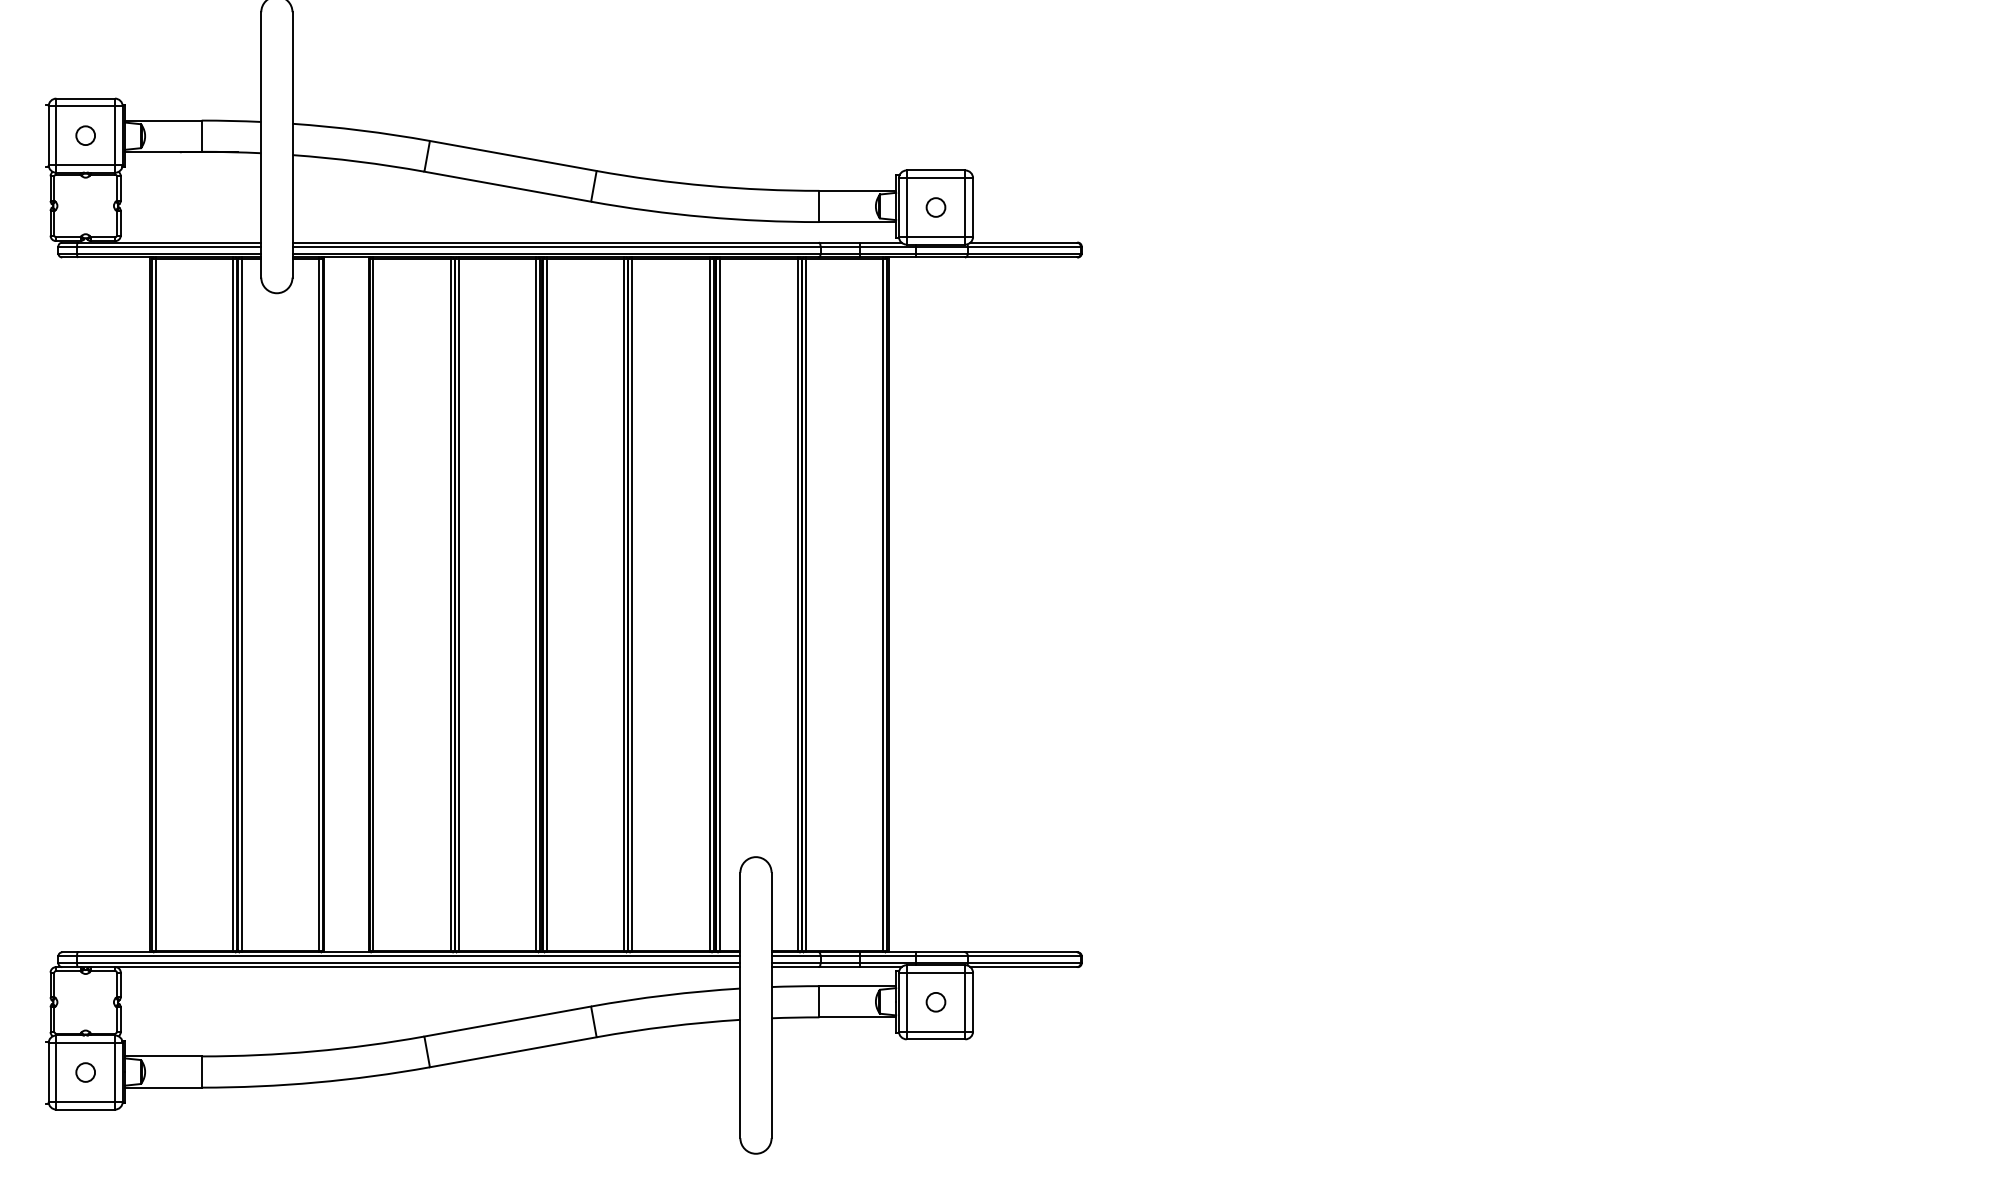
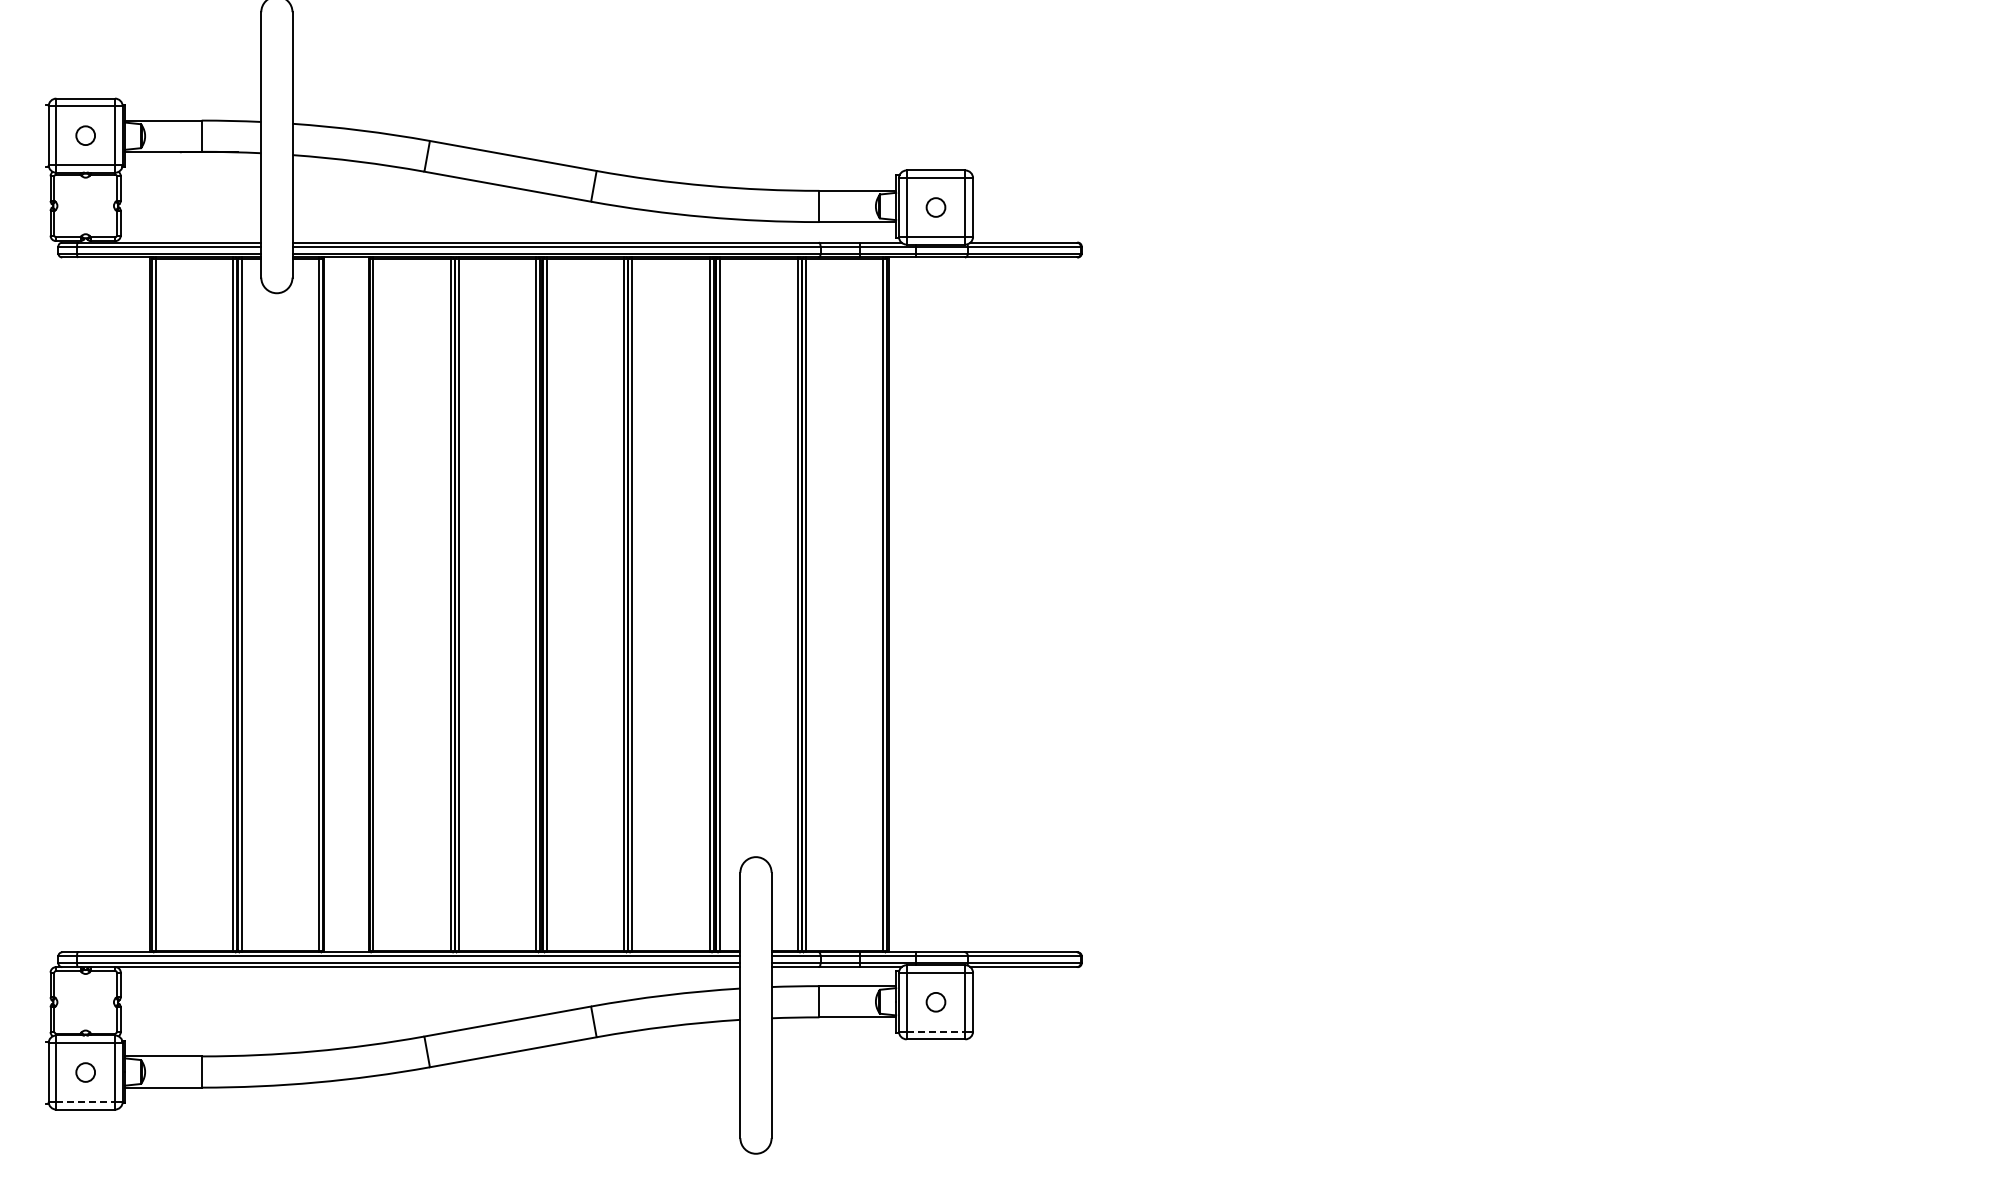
line: solid -> dashed (936, 1031)
line: solid -> dashed (86, 1101)
